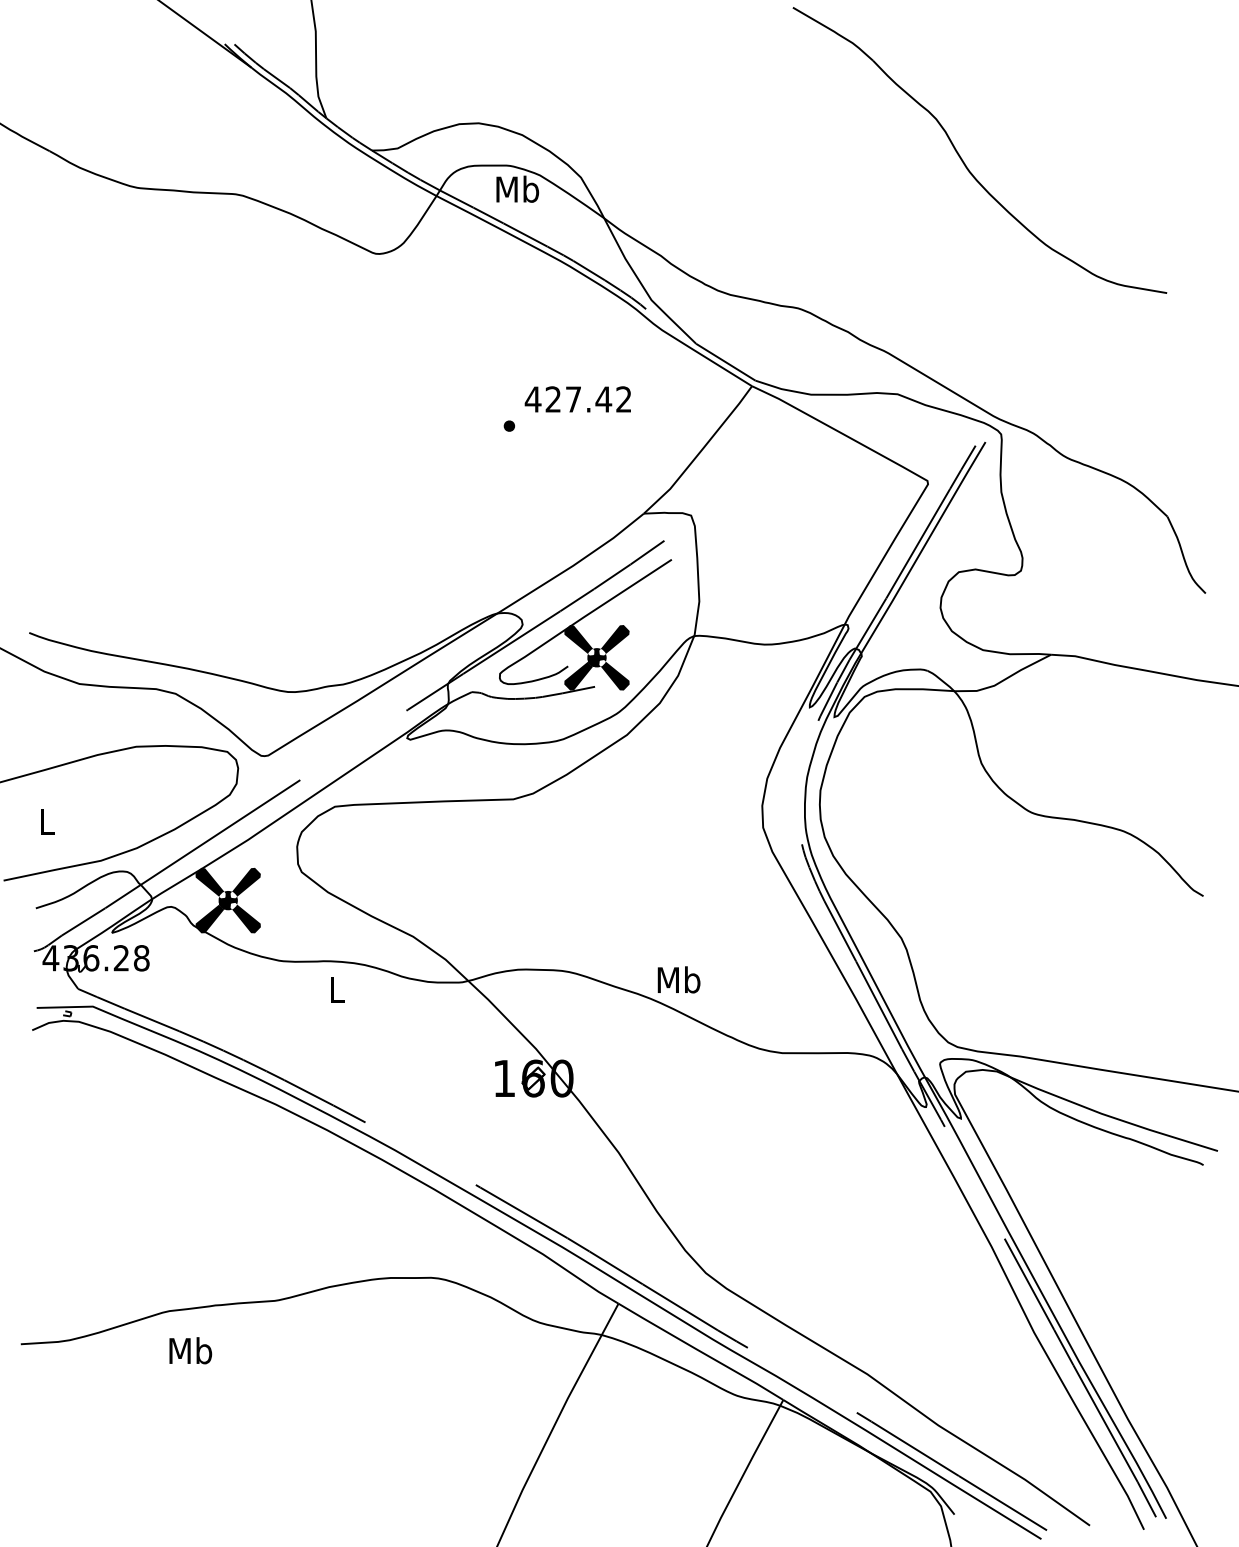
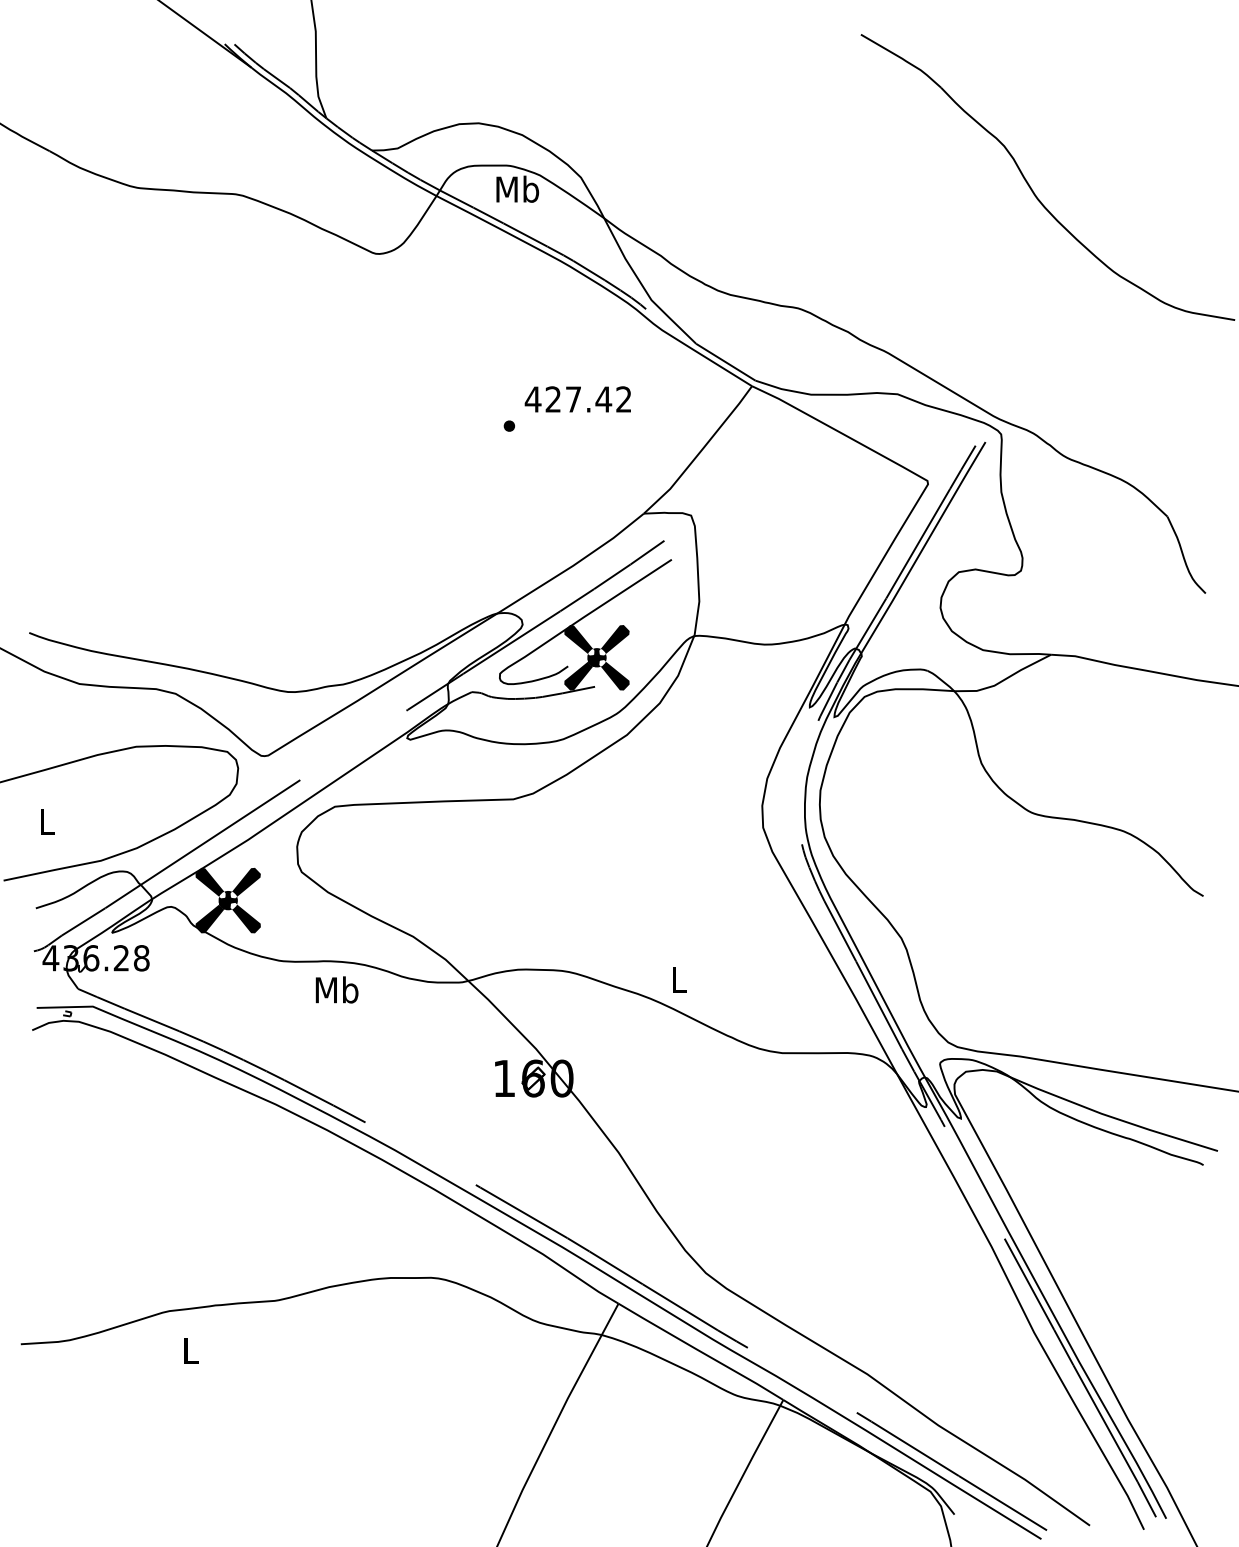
part position: (962, 158) -> (1030, 185) (1030, 185)
text: Mb -> L (678, 979)
text: L -> Mb (336, 989)
text: Mb -> L (190, 1350)
